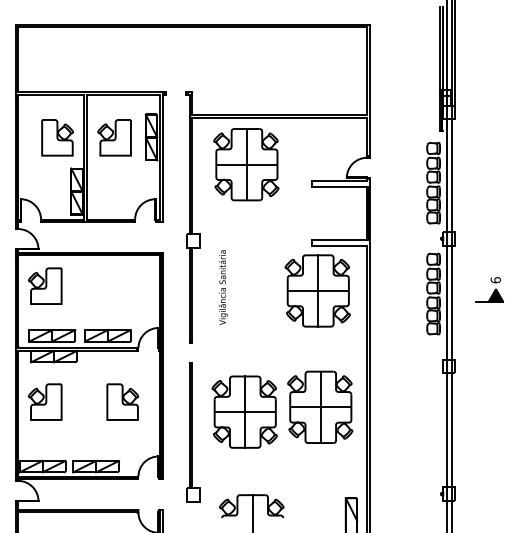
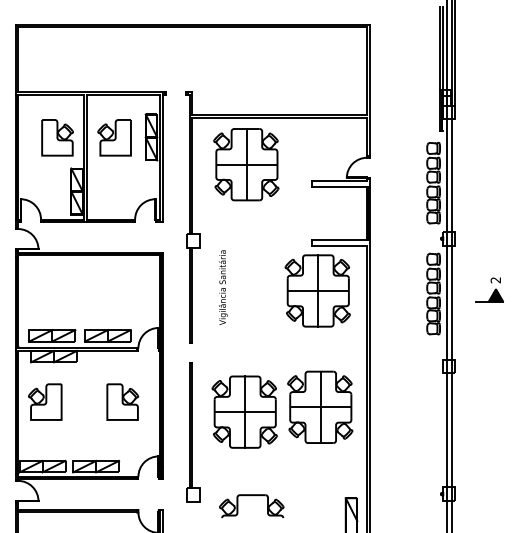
text: 6 -> 2 (495, 280)
part: present -> none (45, 285)
line: present -> none (252, 512)
